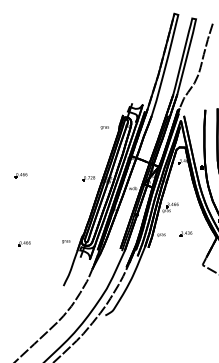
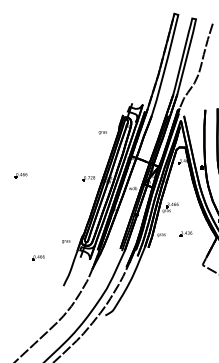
text position: (104, 127) -> (102, 132) (102, 132)
part position: (24, 243) -> (38, 257) (38, 257)
